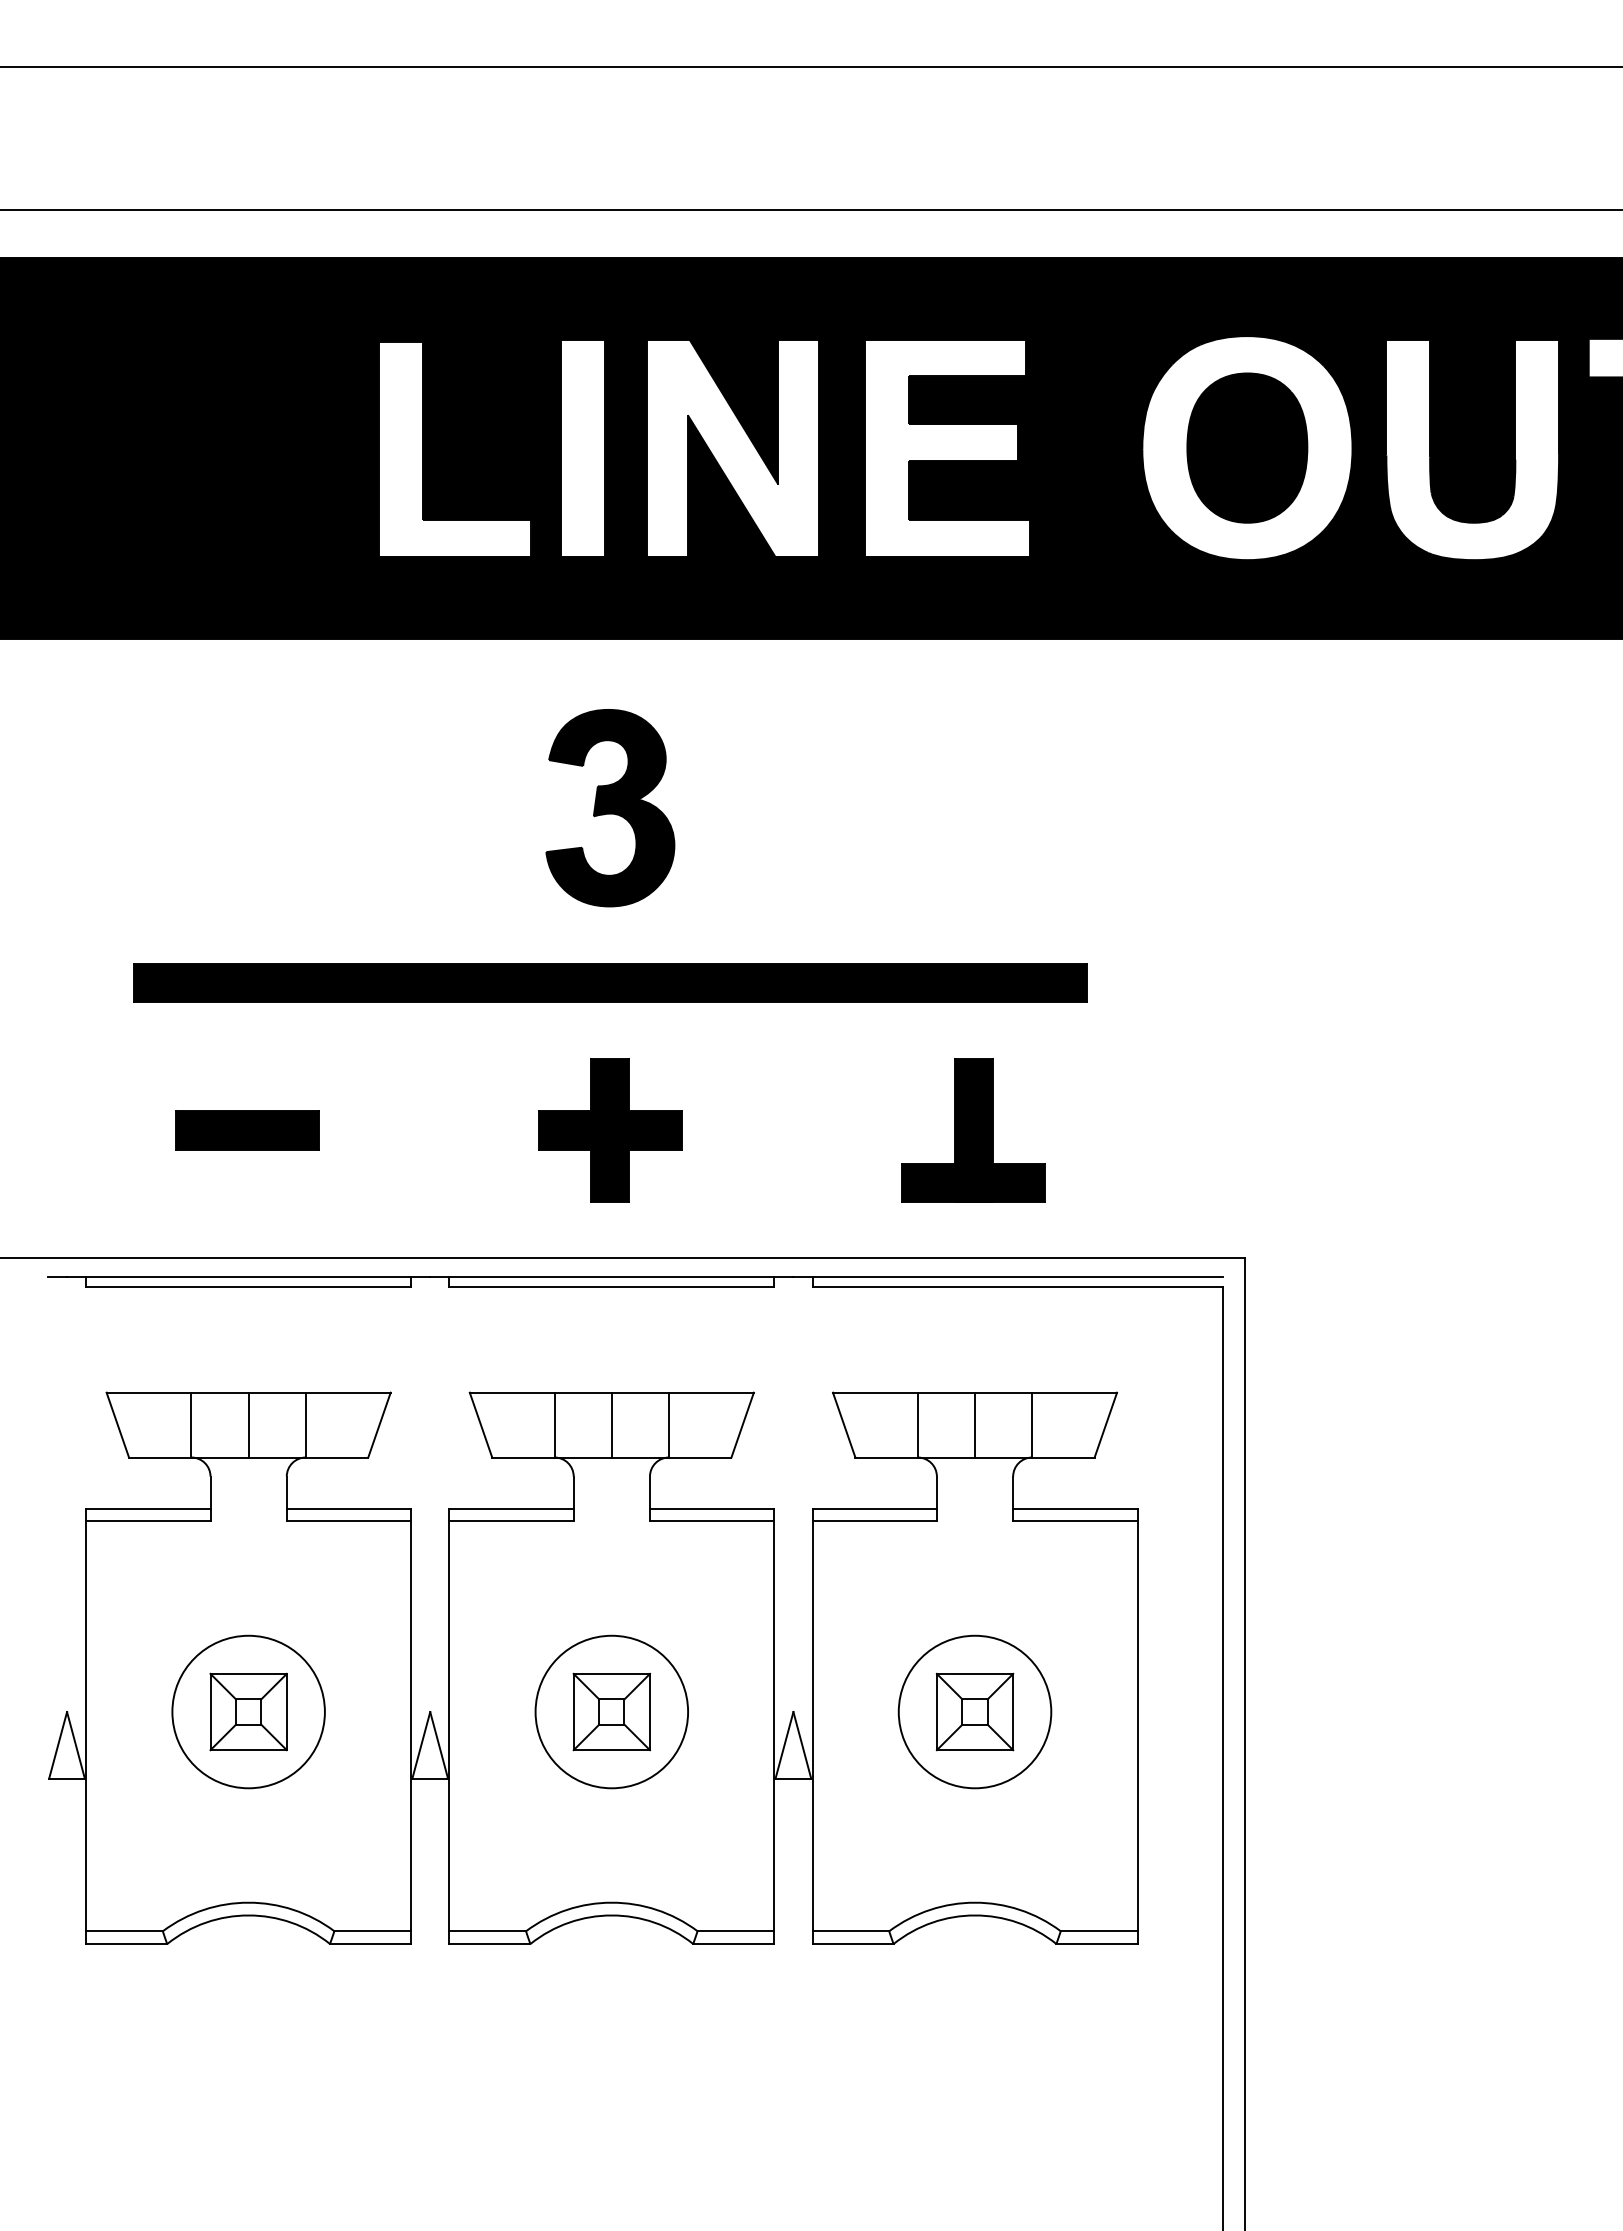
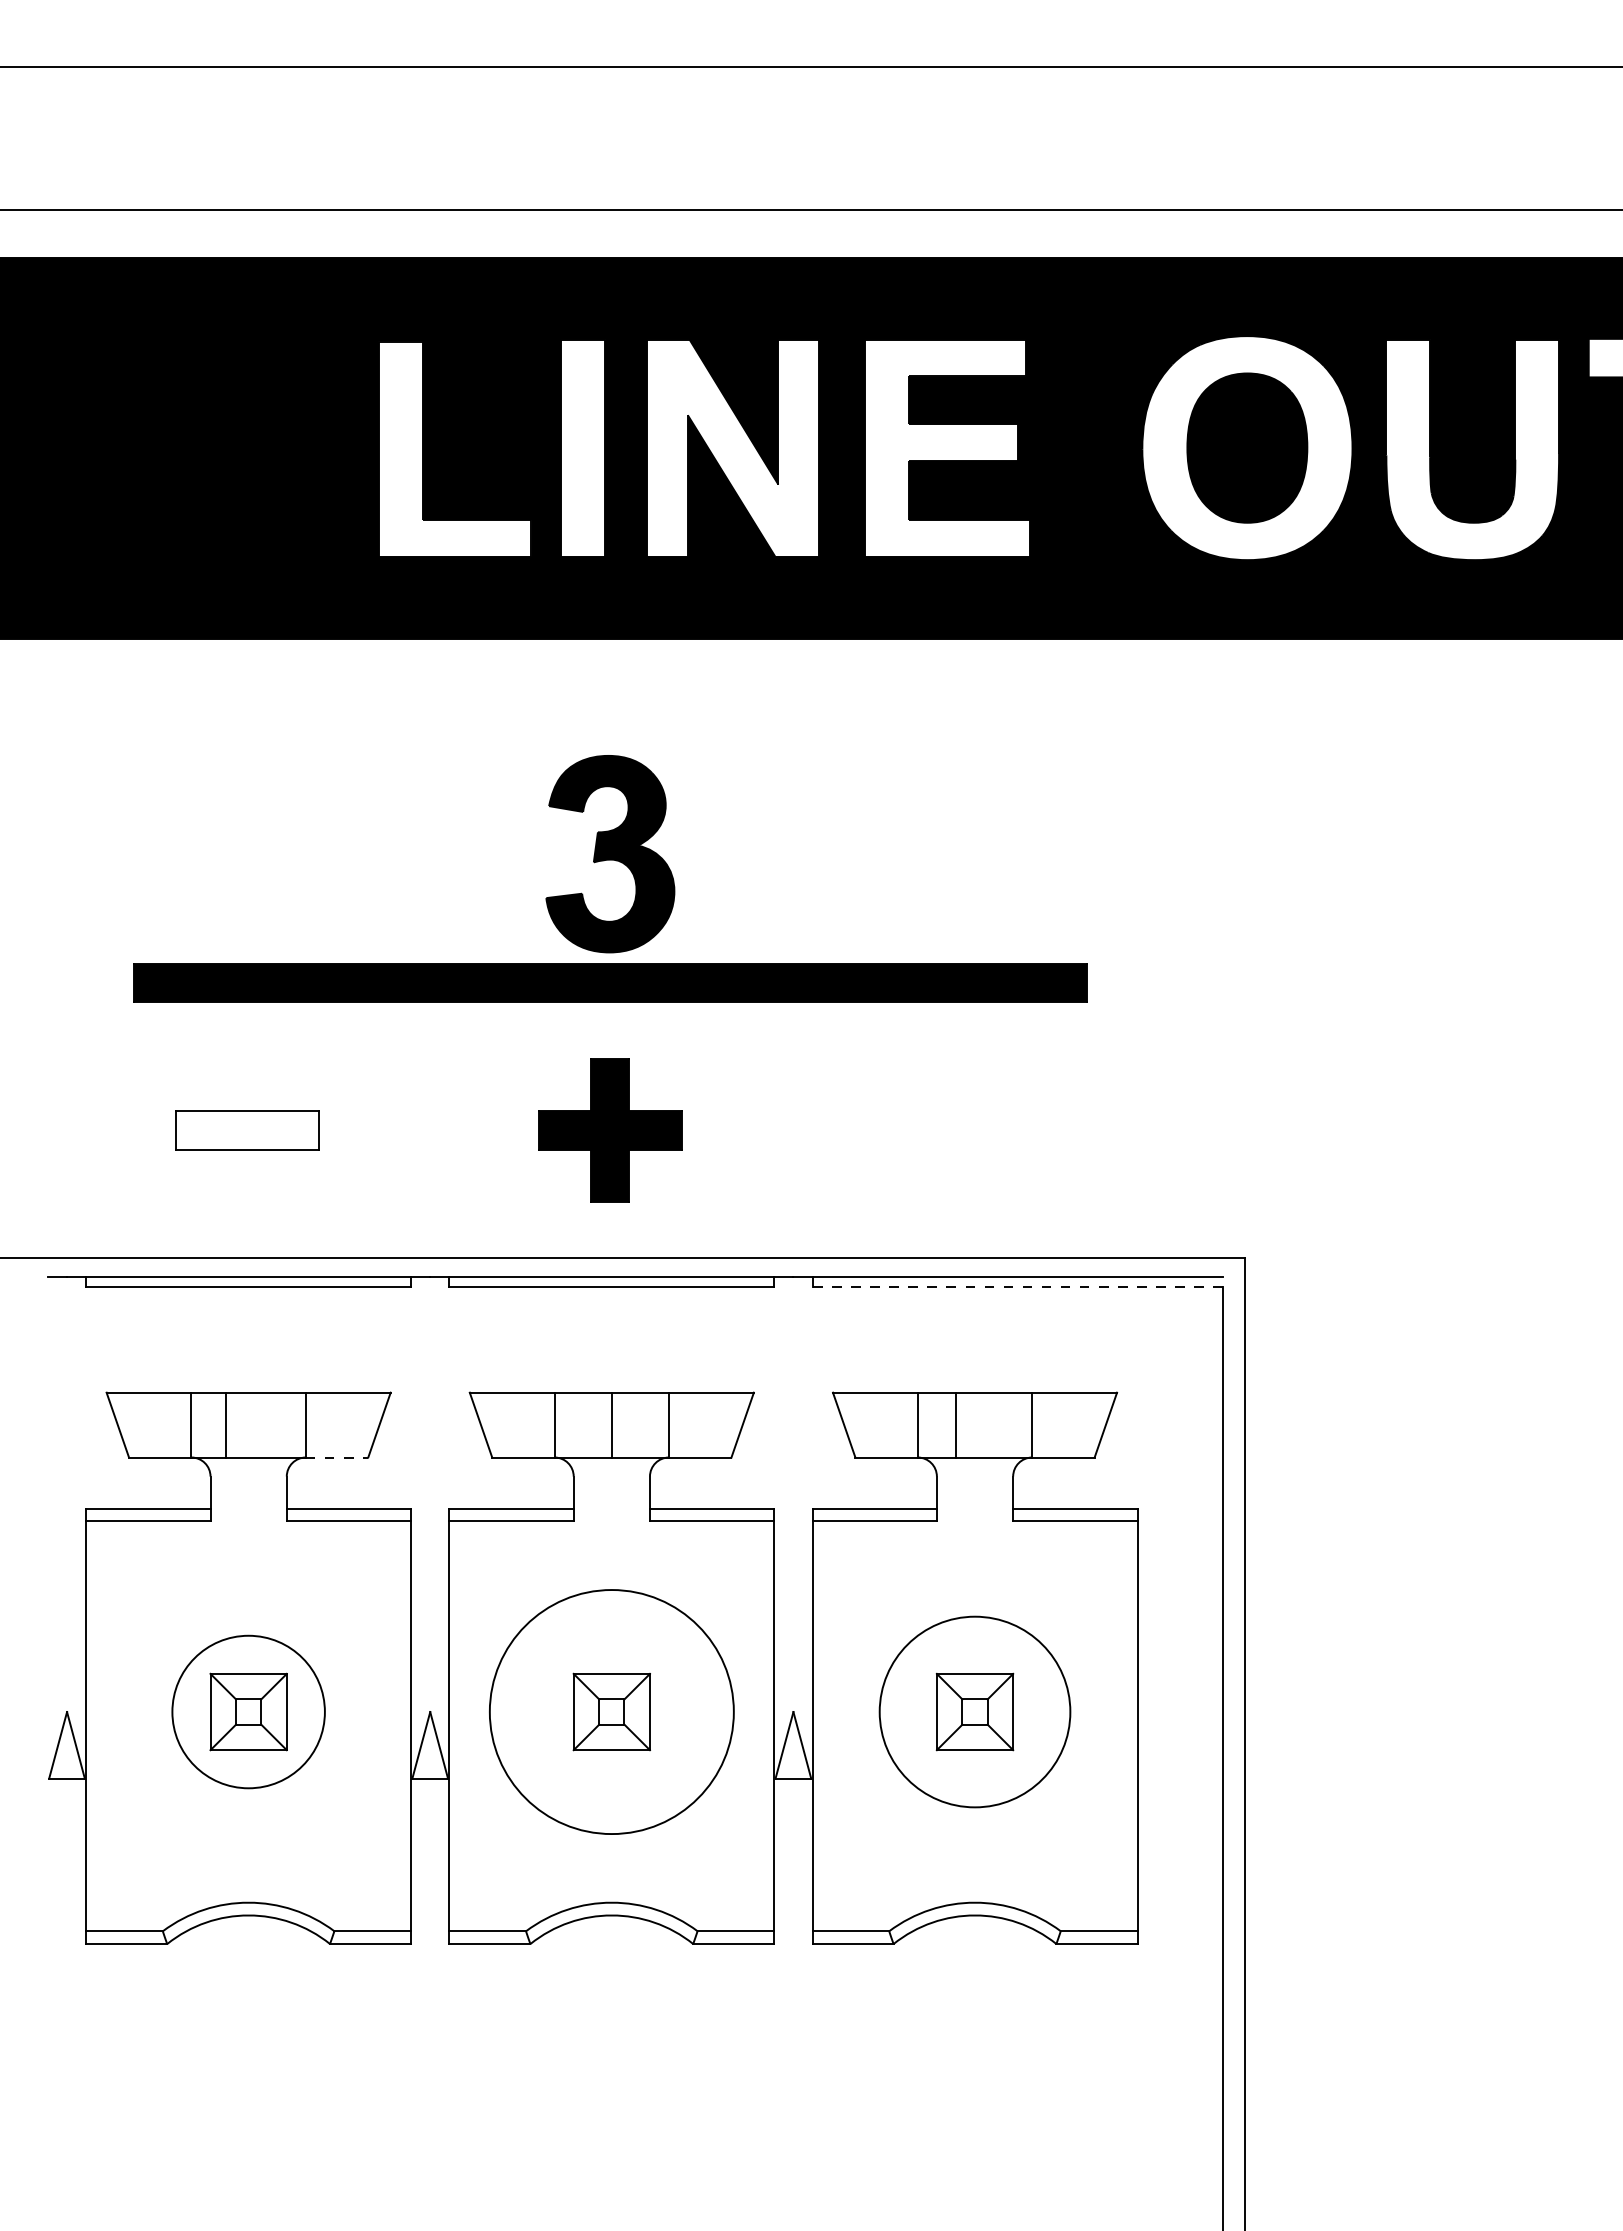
part position: (610, 808) -> (610, 854) (610, 854)
fill: present -> none (246, 1130)
part: present -> none (973, 1130)
line: solid -> dashed (1017, 1286)
line position: (248, 1424) -> (225, 1424) (225, 1424)
line position: (975, 1424) -> (956, 1424) (956, 1424)
line: solid -> dashed (337, 1457)
circle diameter: 153 px -> 244 px (611, 1712)
circle diameter: 153 px -> 191 px (974, 1711)
